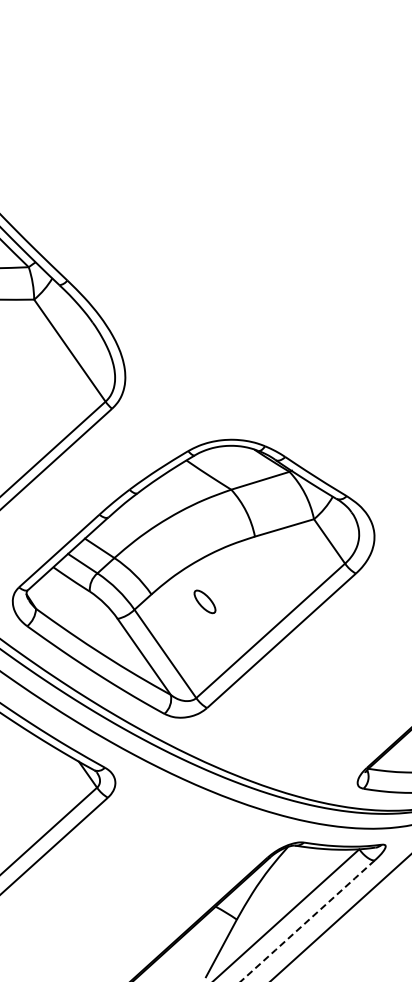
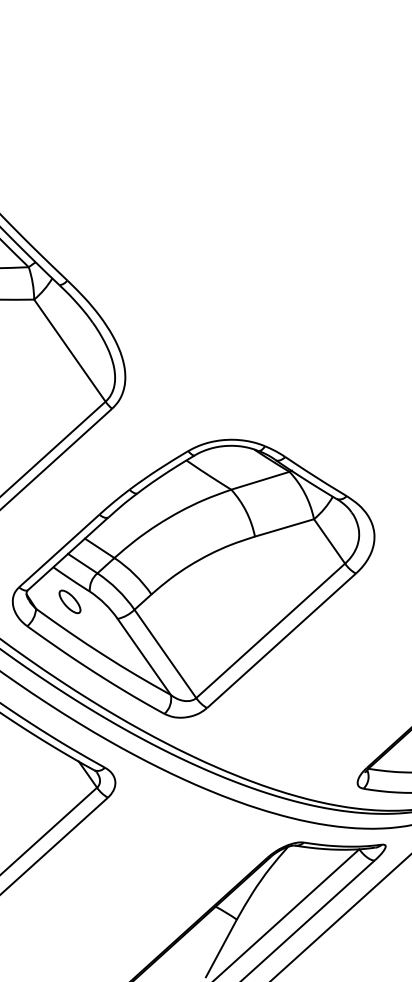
part position: (204, 601) -> (69, 601) (69, 601)
line: dashed -> solid (307, 921)
